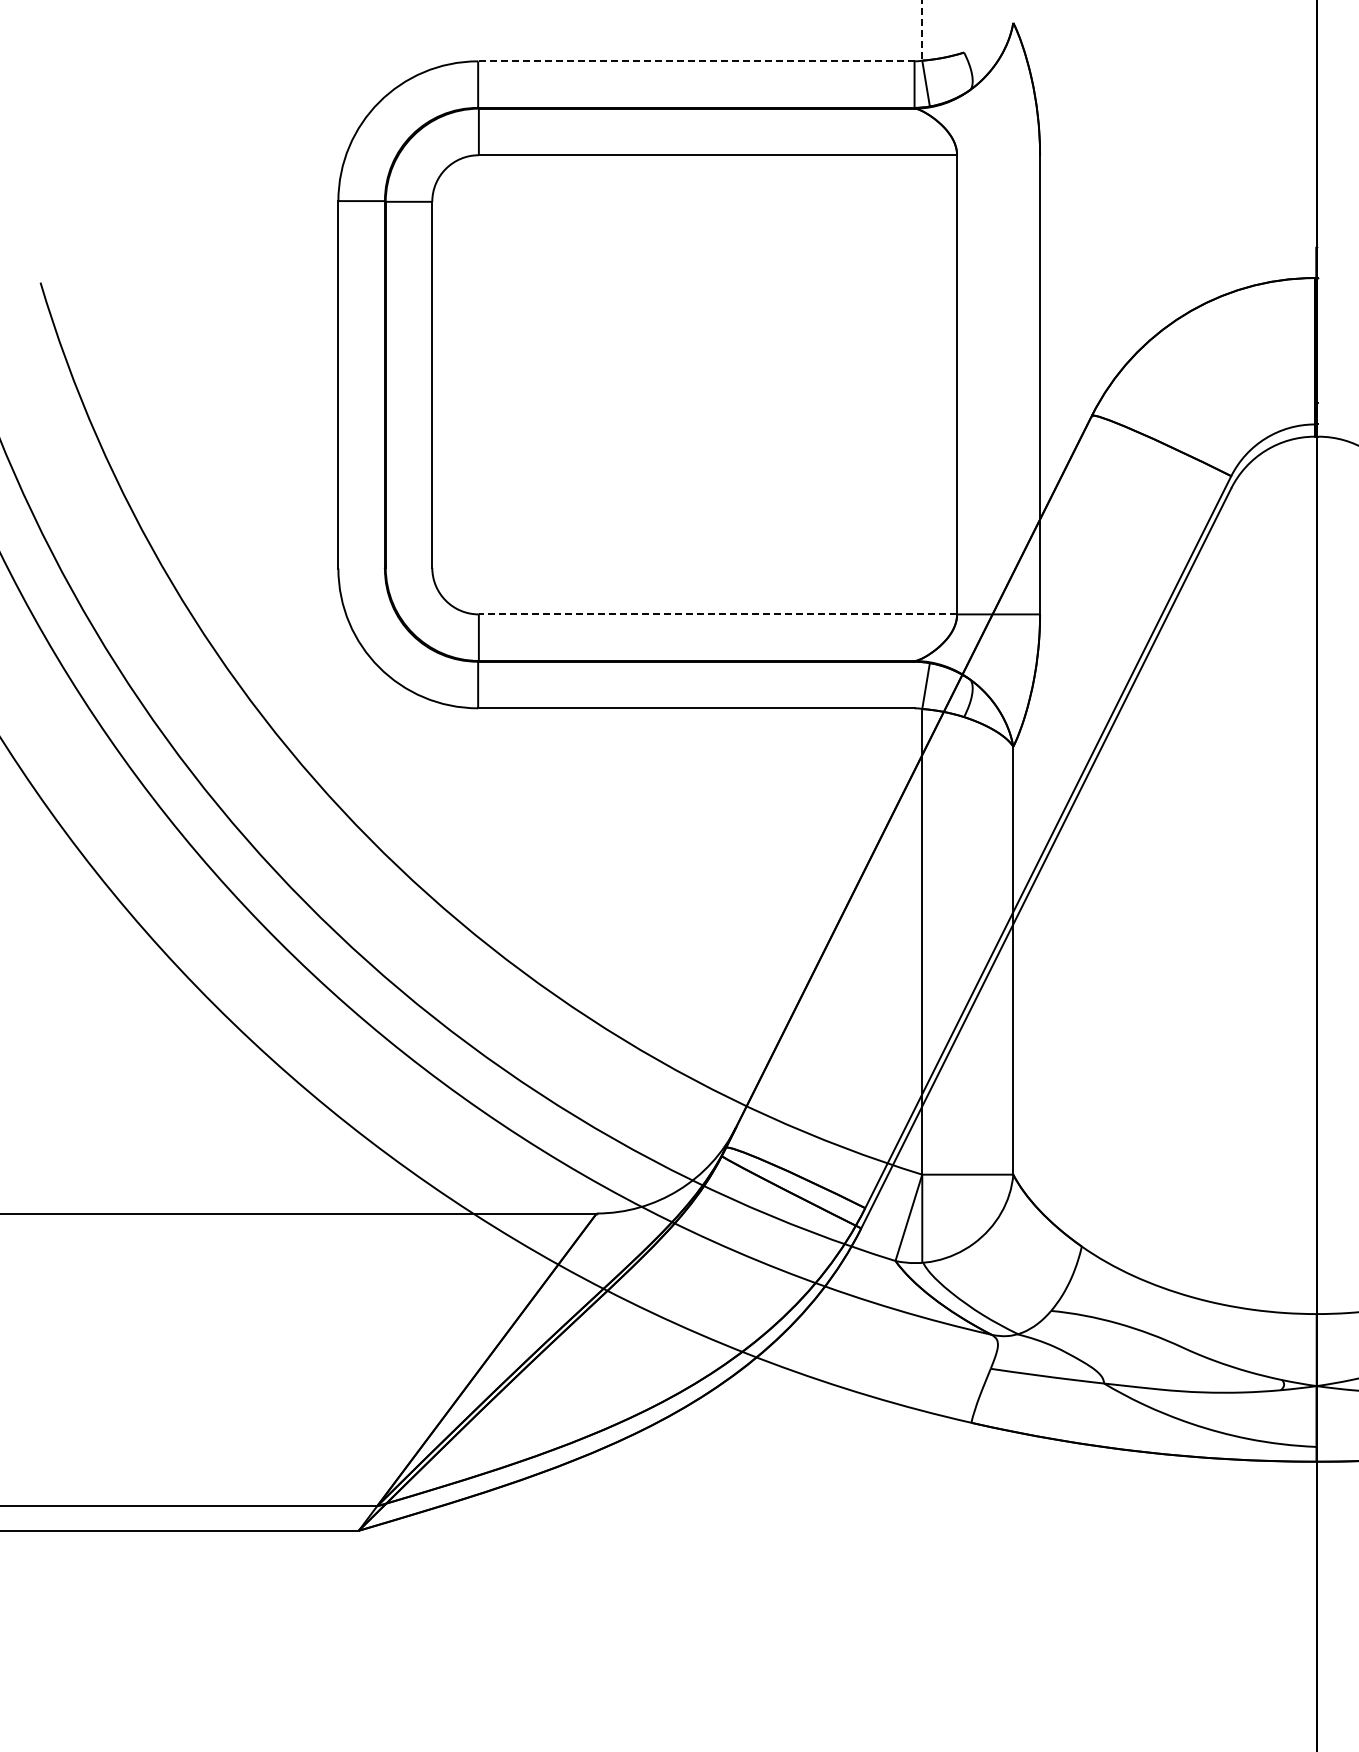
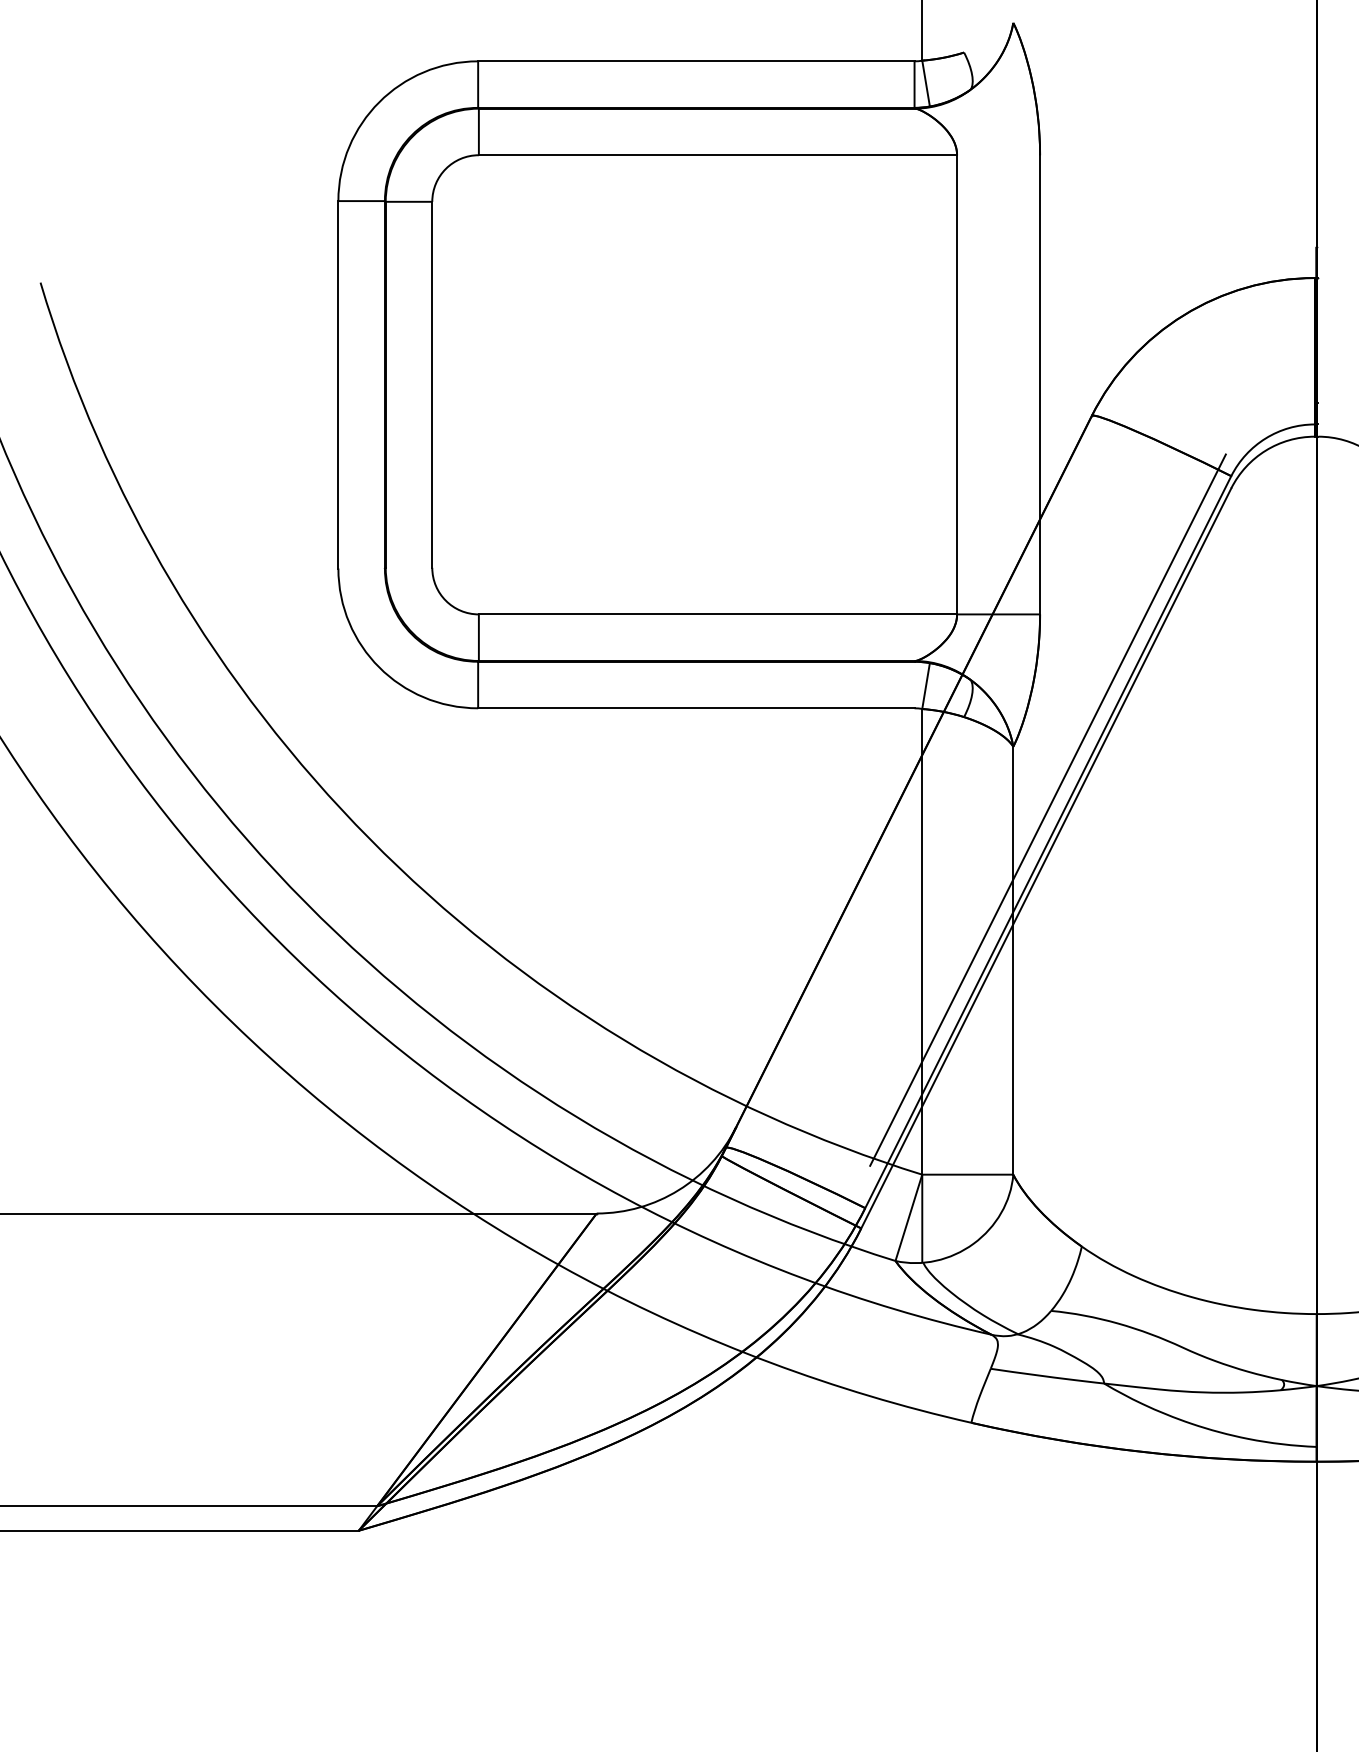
line: dashed -> solid (922, 30)
line: dashed -> solid (695, 61)
line: dashed -> solid (717, 614)
line: none -> present (1047, 809)
